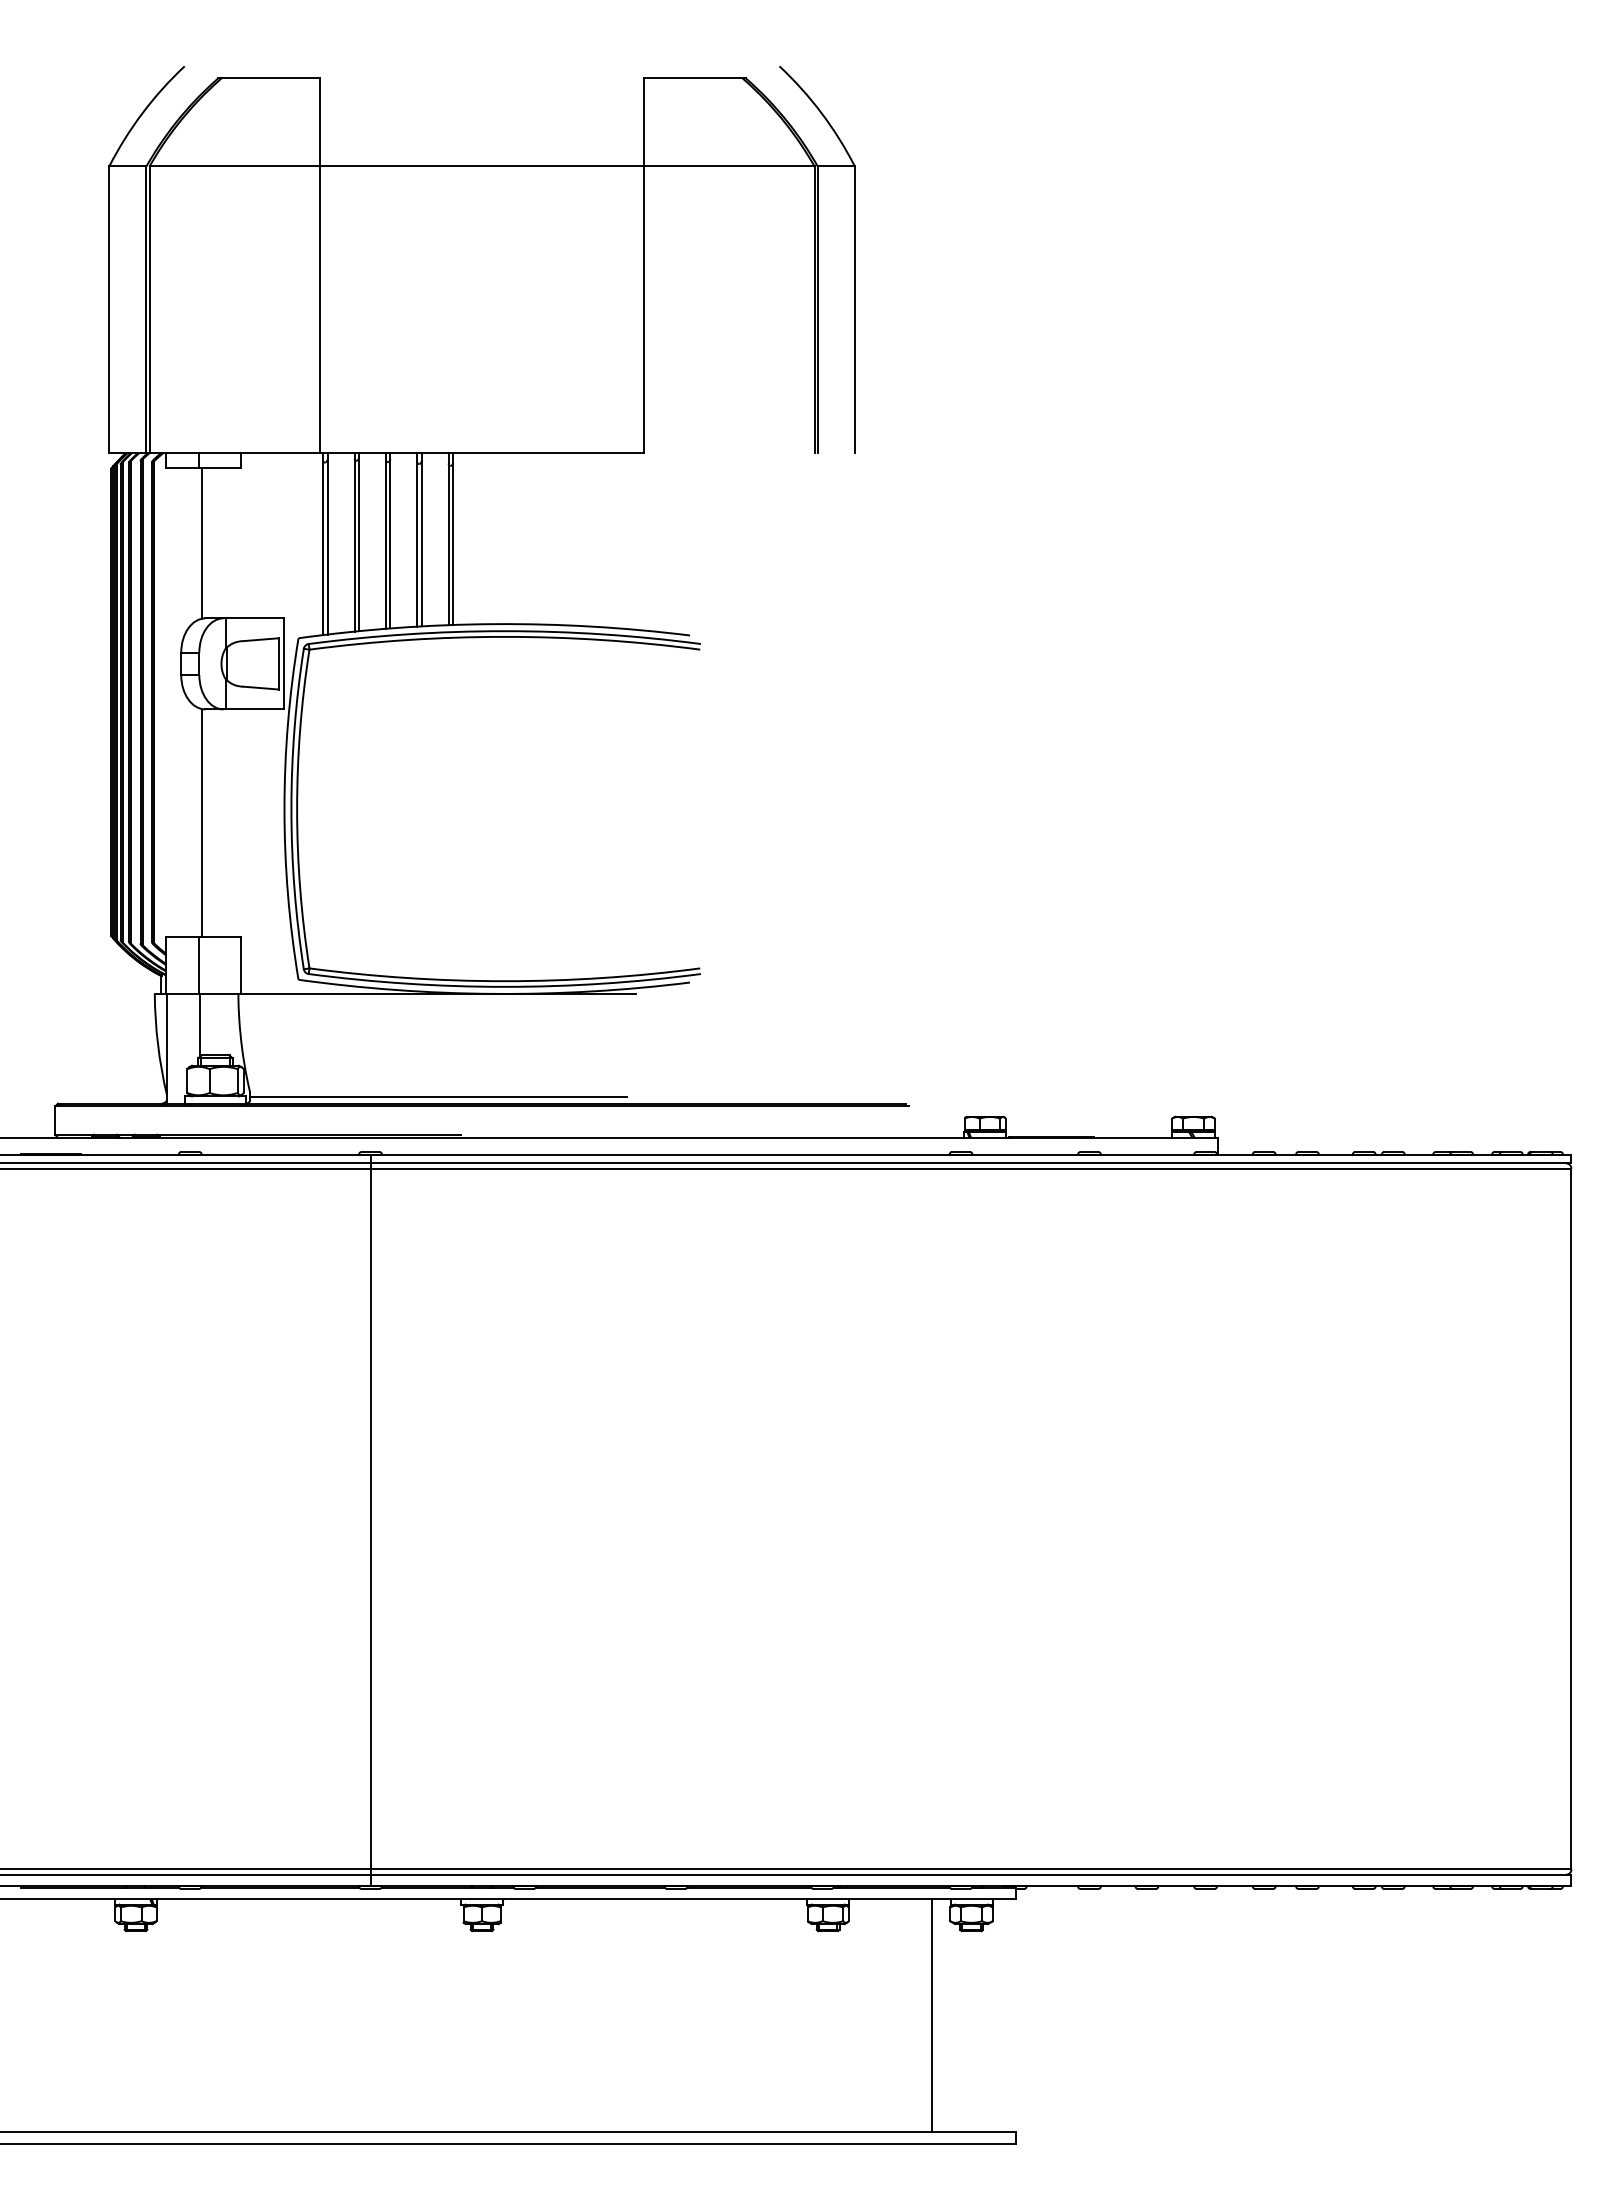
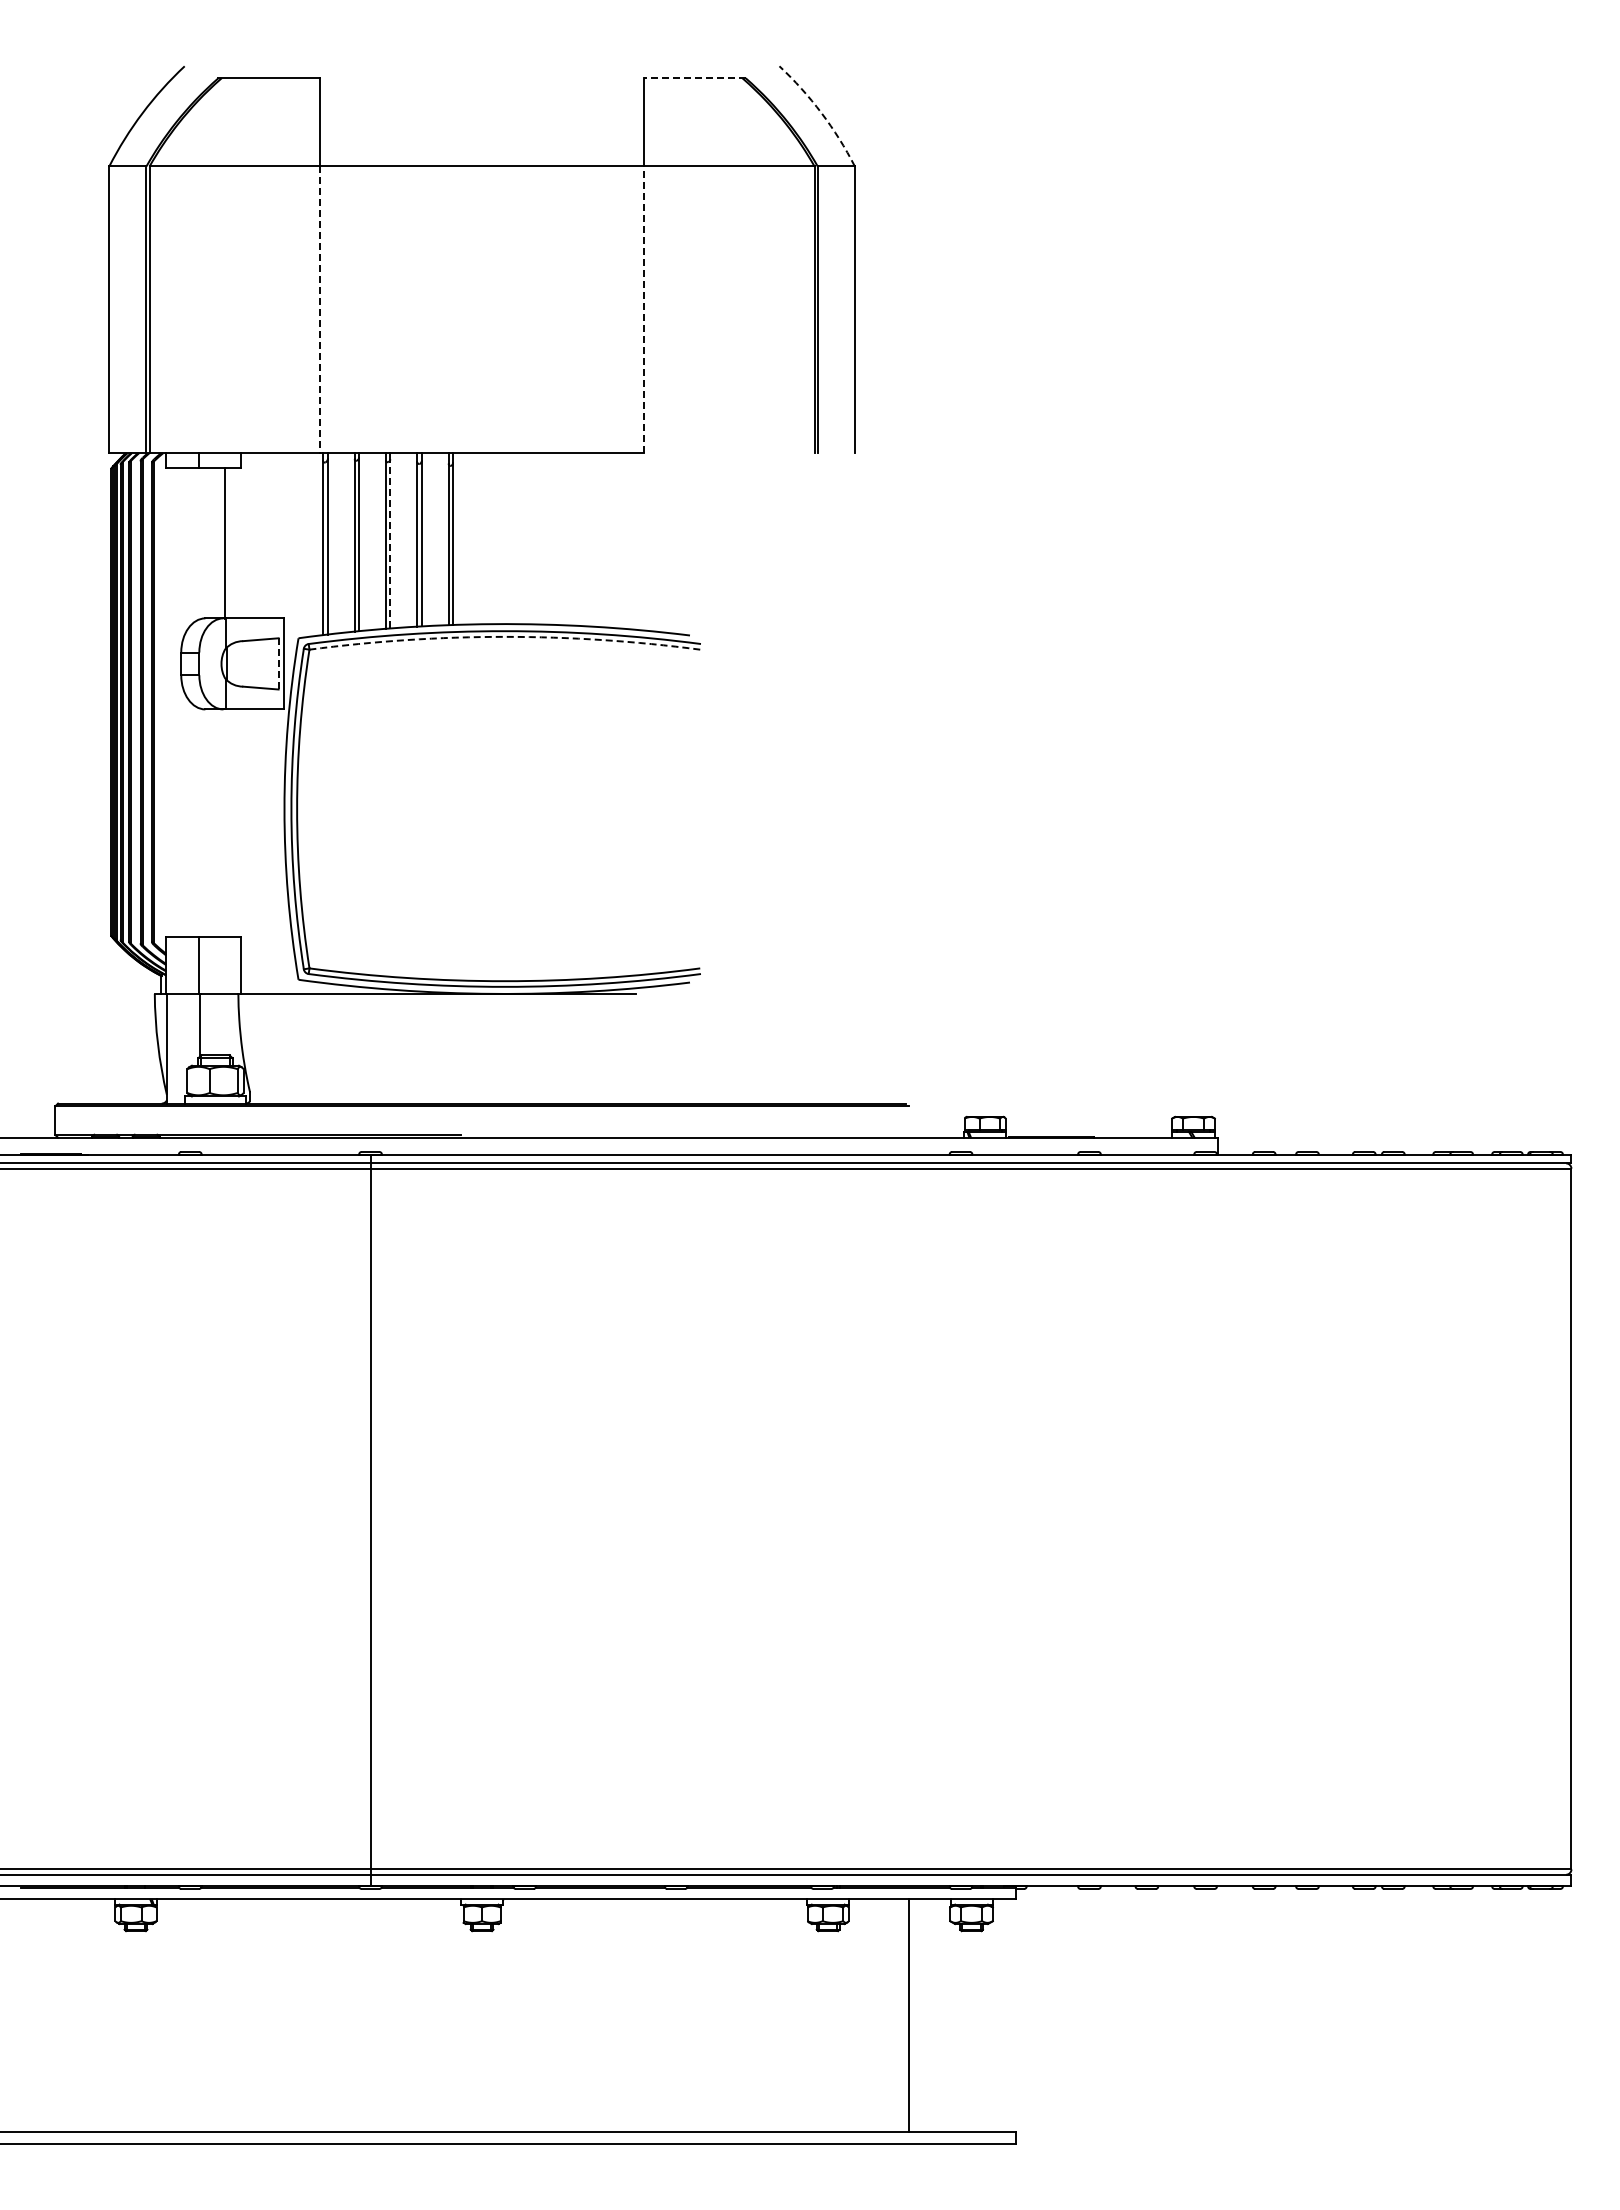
line: solid -> dashed (695, 78)
arc: solid -> dashed (821, 113)
line: solid -> dashed (644, 309)
line: solid -> dashed (319, 310)
line position: (202, 542) -> (225, 542) (225, 542)
line: solid -> dashed (390, 543)
arc: solid -> dashed (504, 636)
line: solid -> dashed (278, 663)
line: present -> none (202, 823)
line: present -> none (438, 1096)
line position: (931, 2015) -> (908, 2015) (908, 2015)
